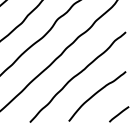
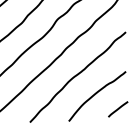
line position: (119, 114) -> (118, 109) (118, 109)
